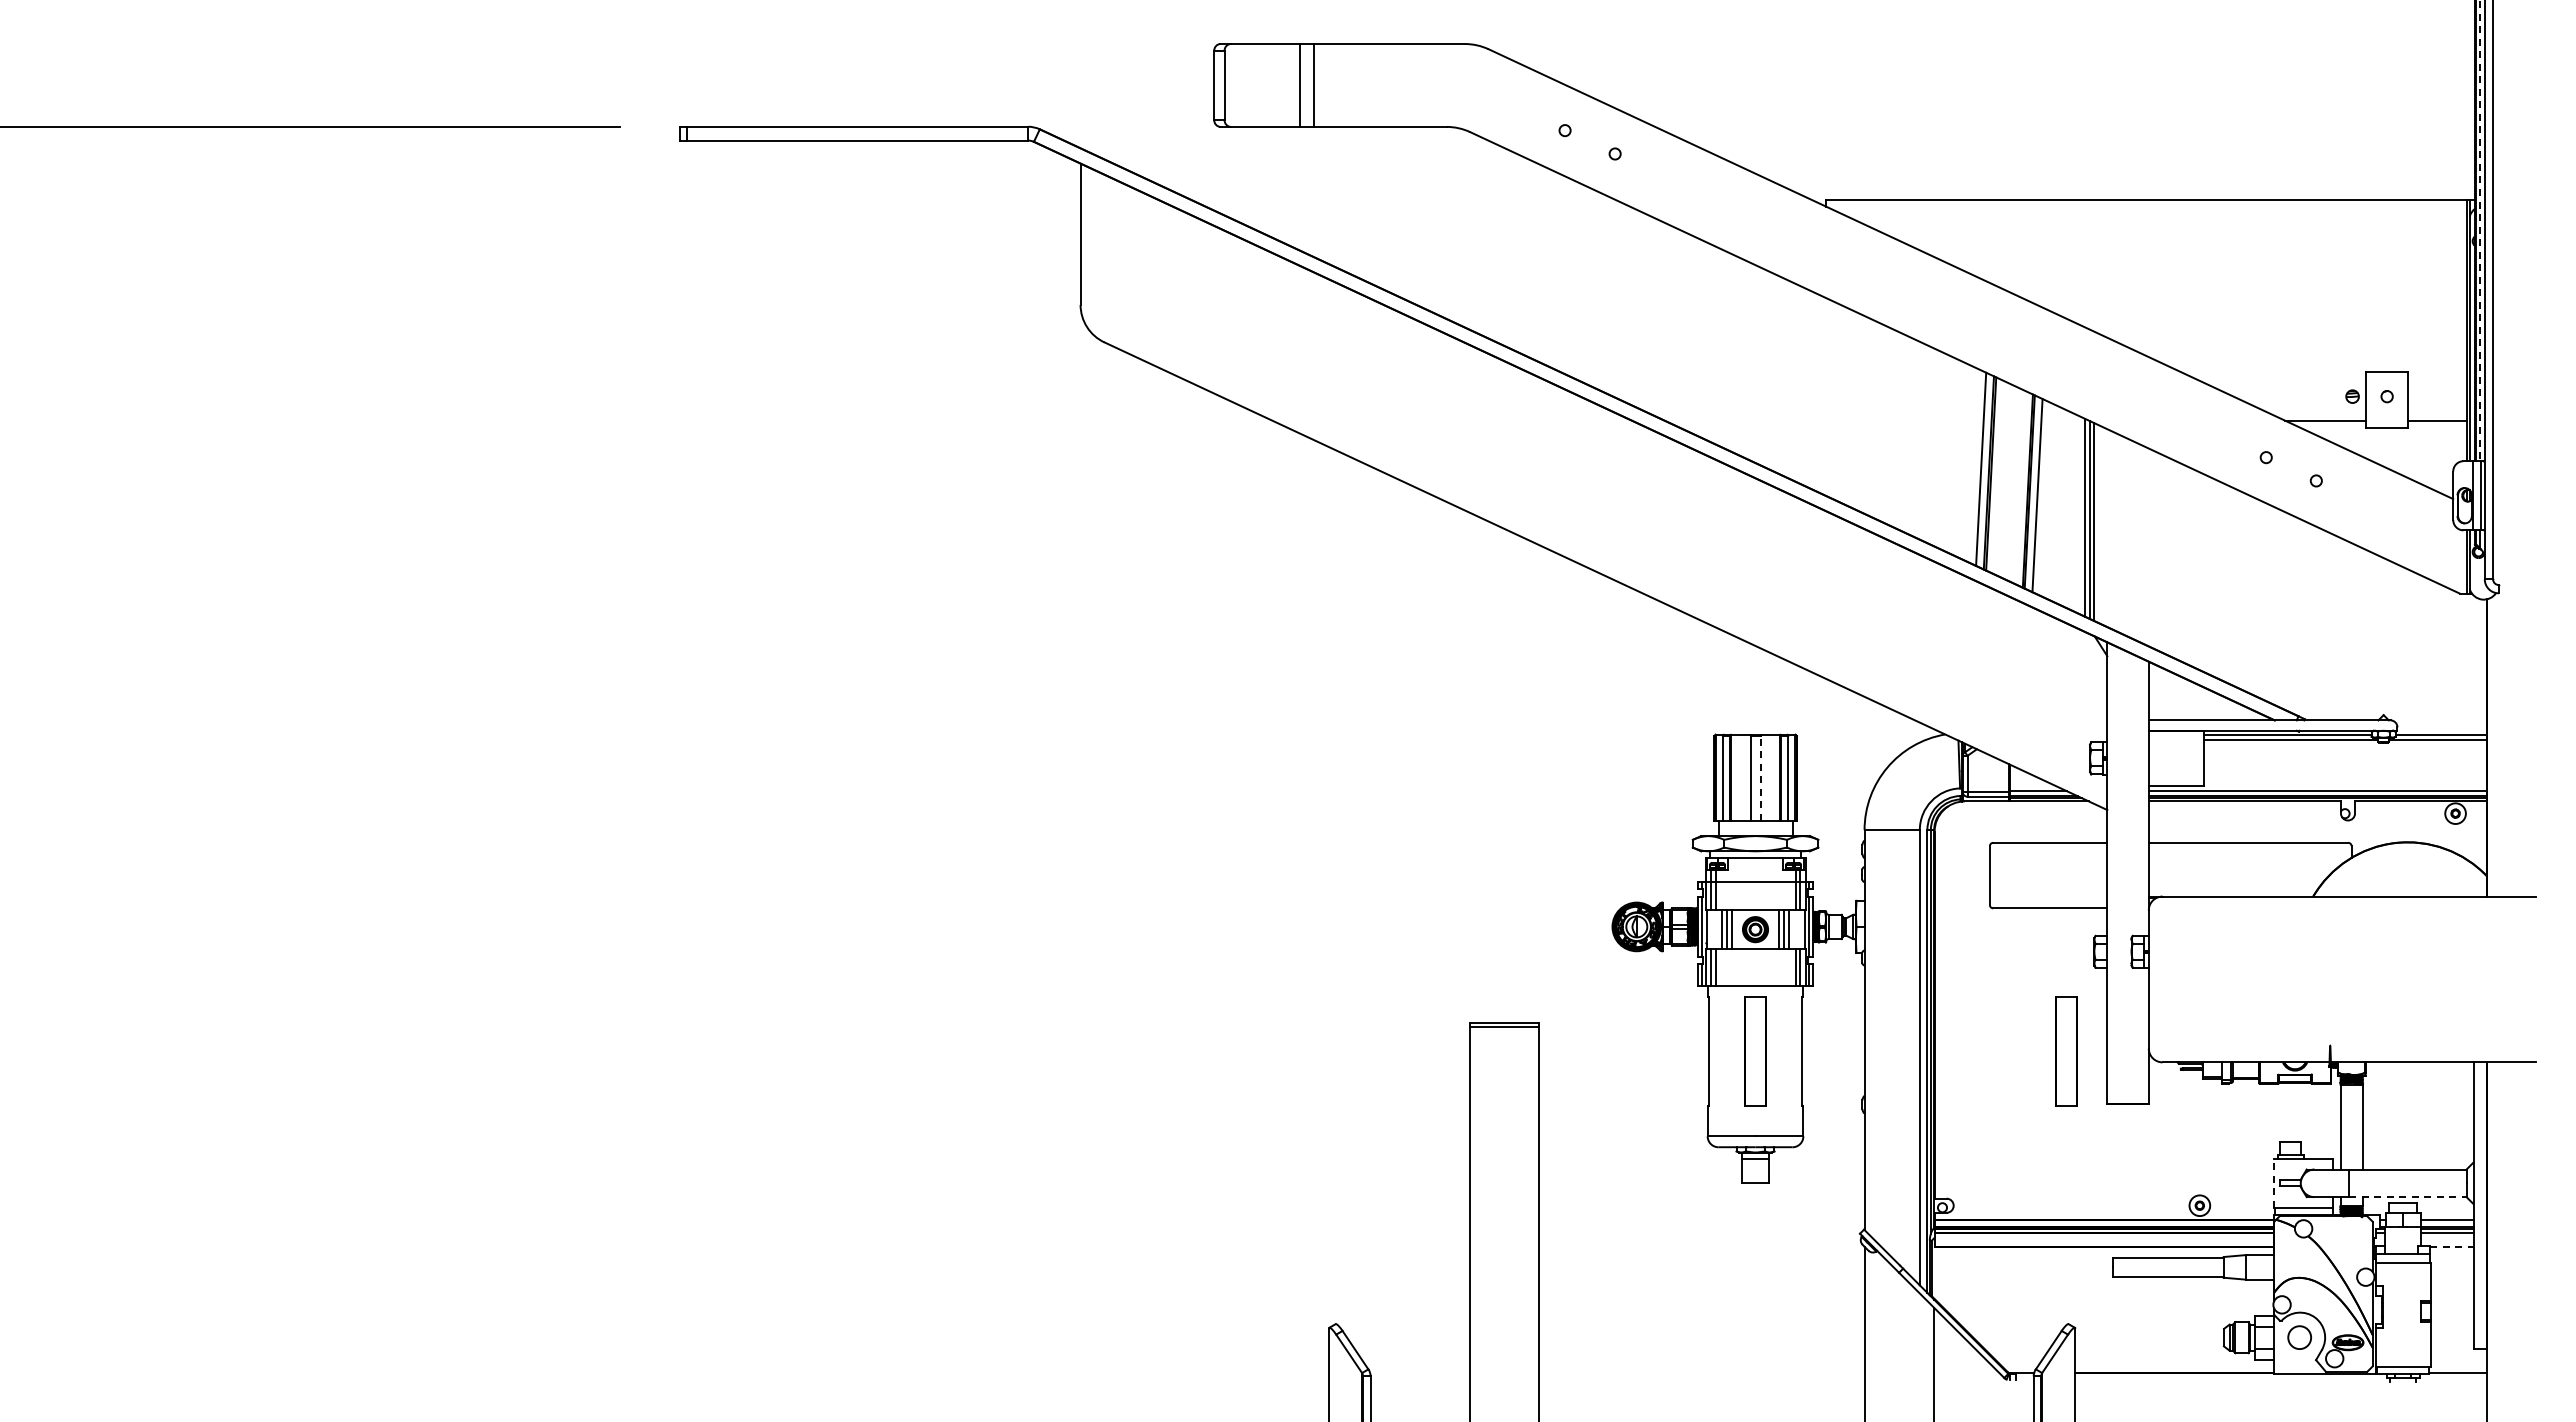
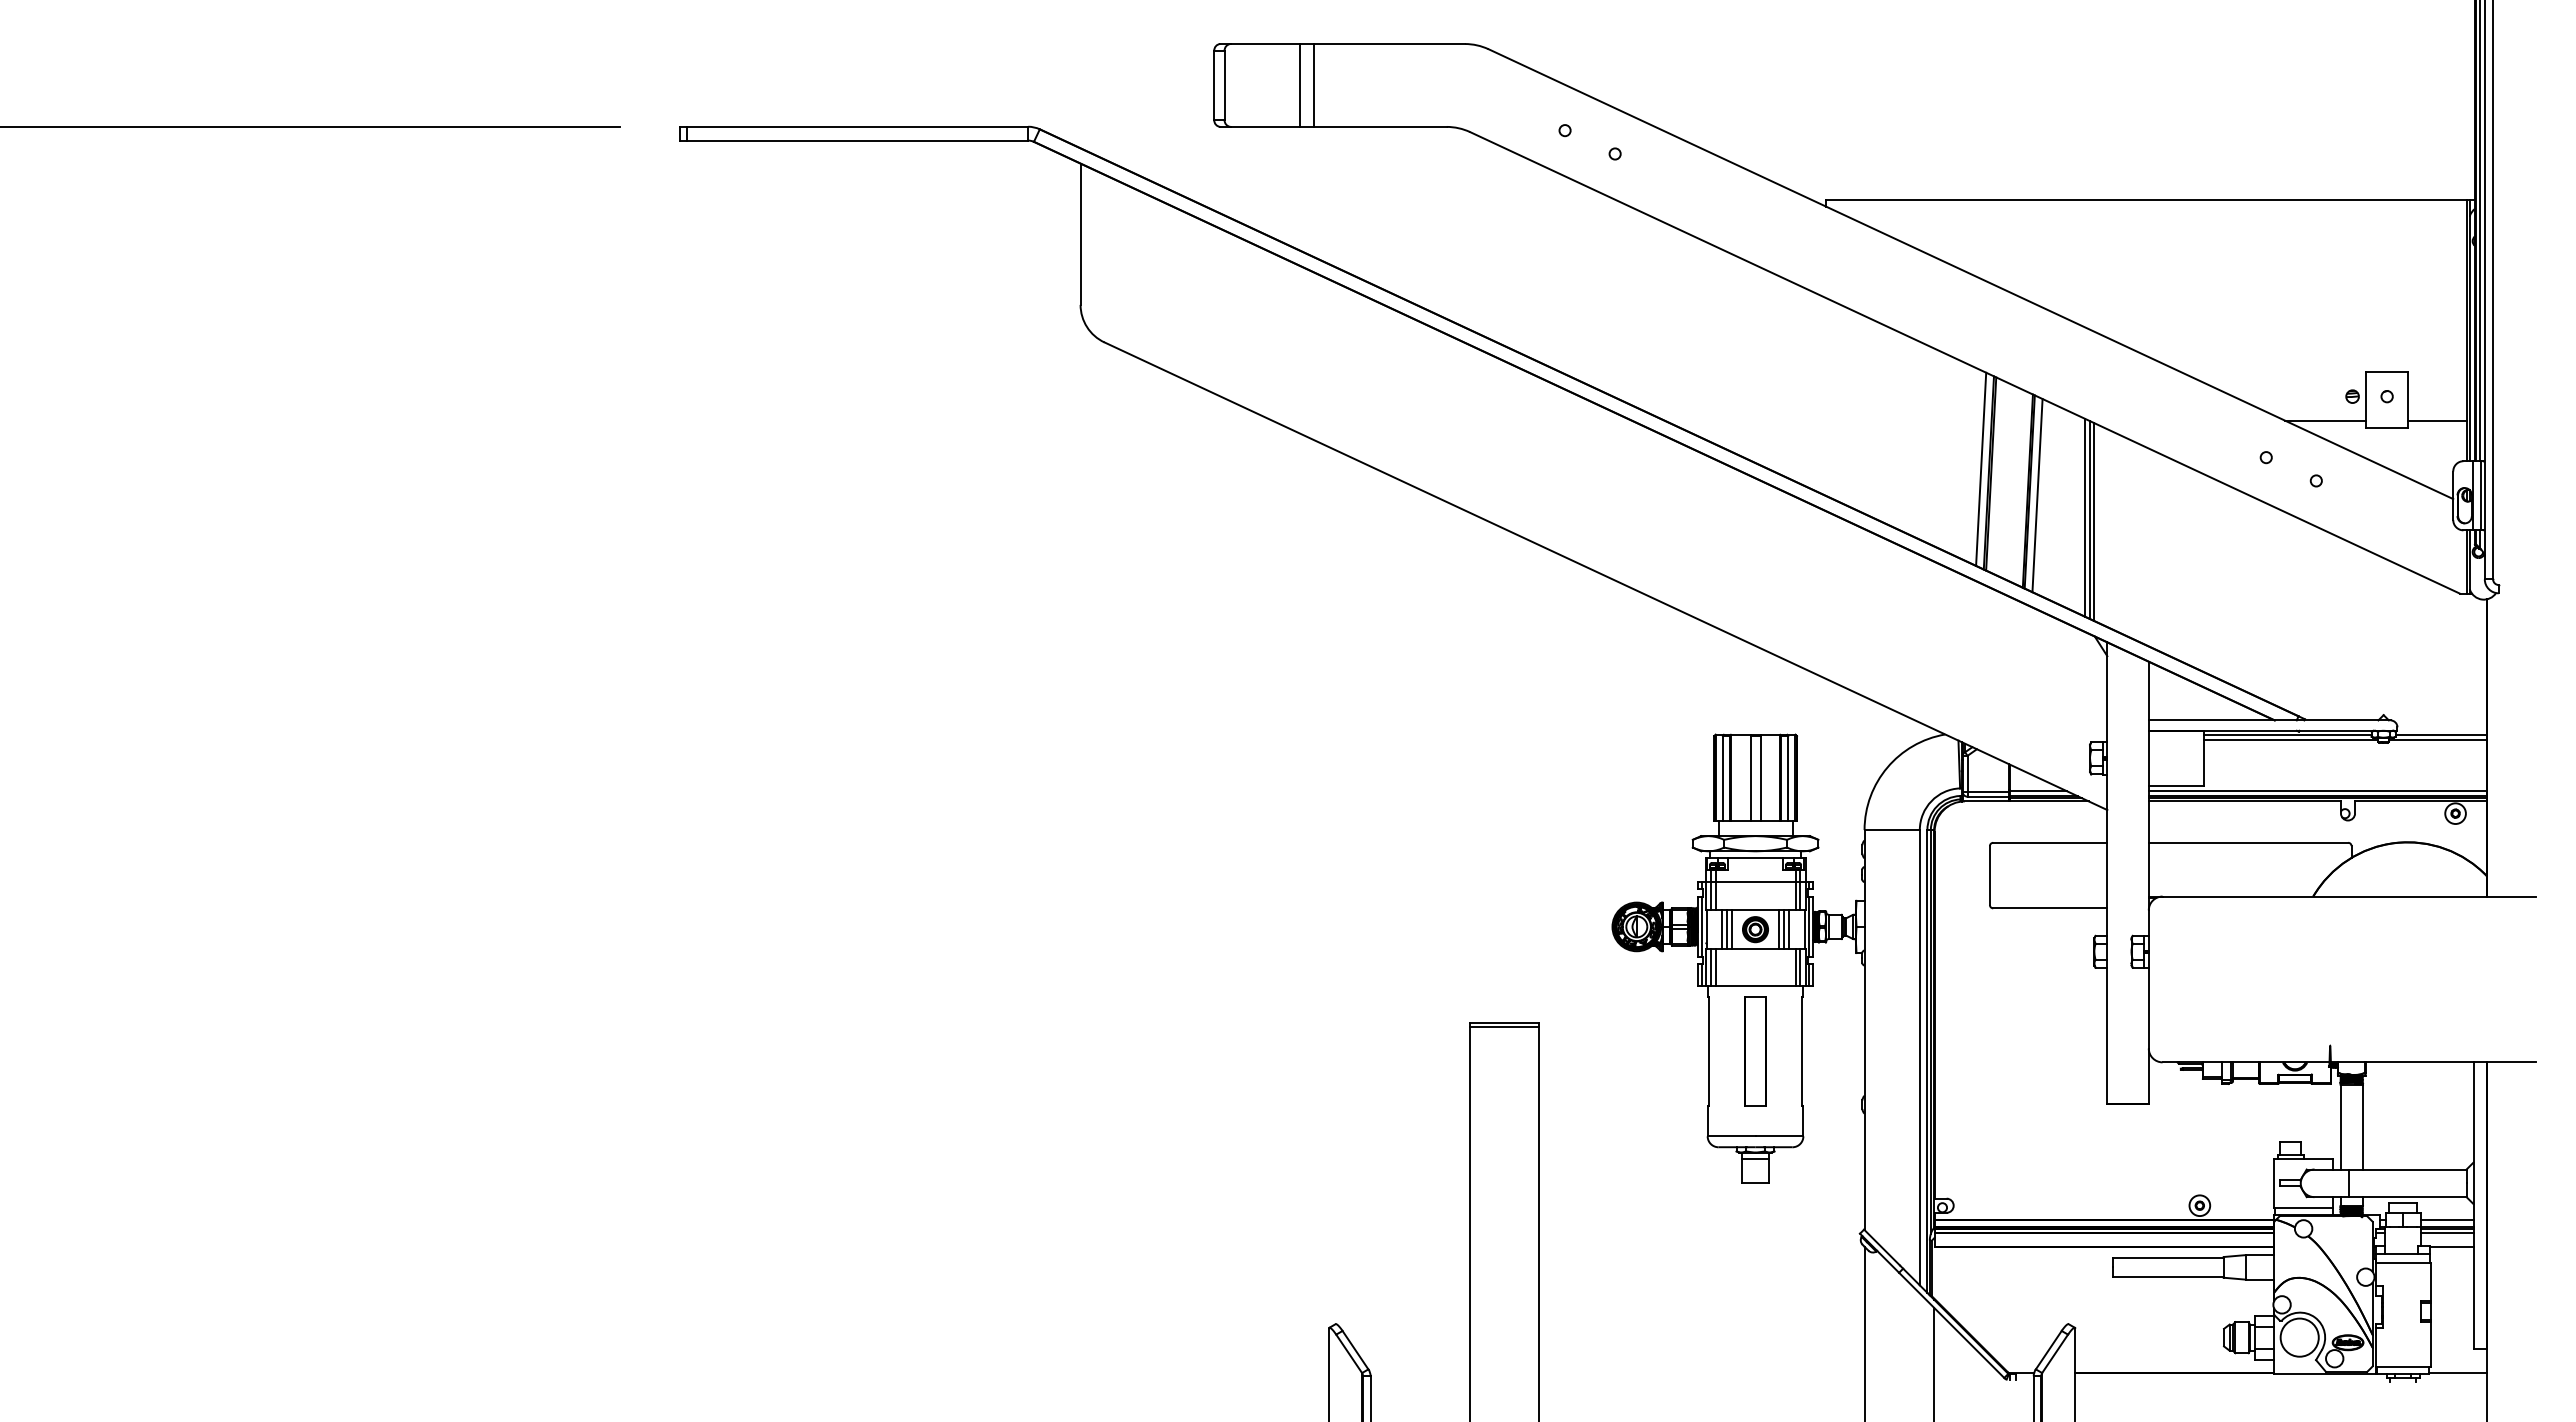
line: dashed -> solid (2480, 231)
line: dashed -> solid (1760, 778)
part: present -> none (2066, 1051)
line: dashed -> solid (2274, 1183)
line: dashed -> solid (2407, 1197)
line: dashed -> solid (2451, 1247)
circle diameter: 23 px -> 38 px (2299, 1337)
